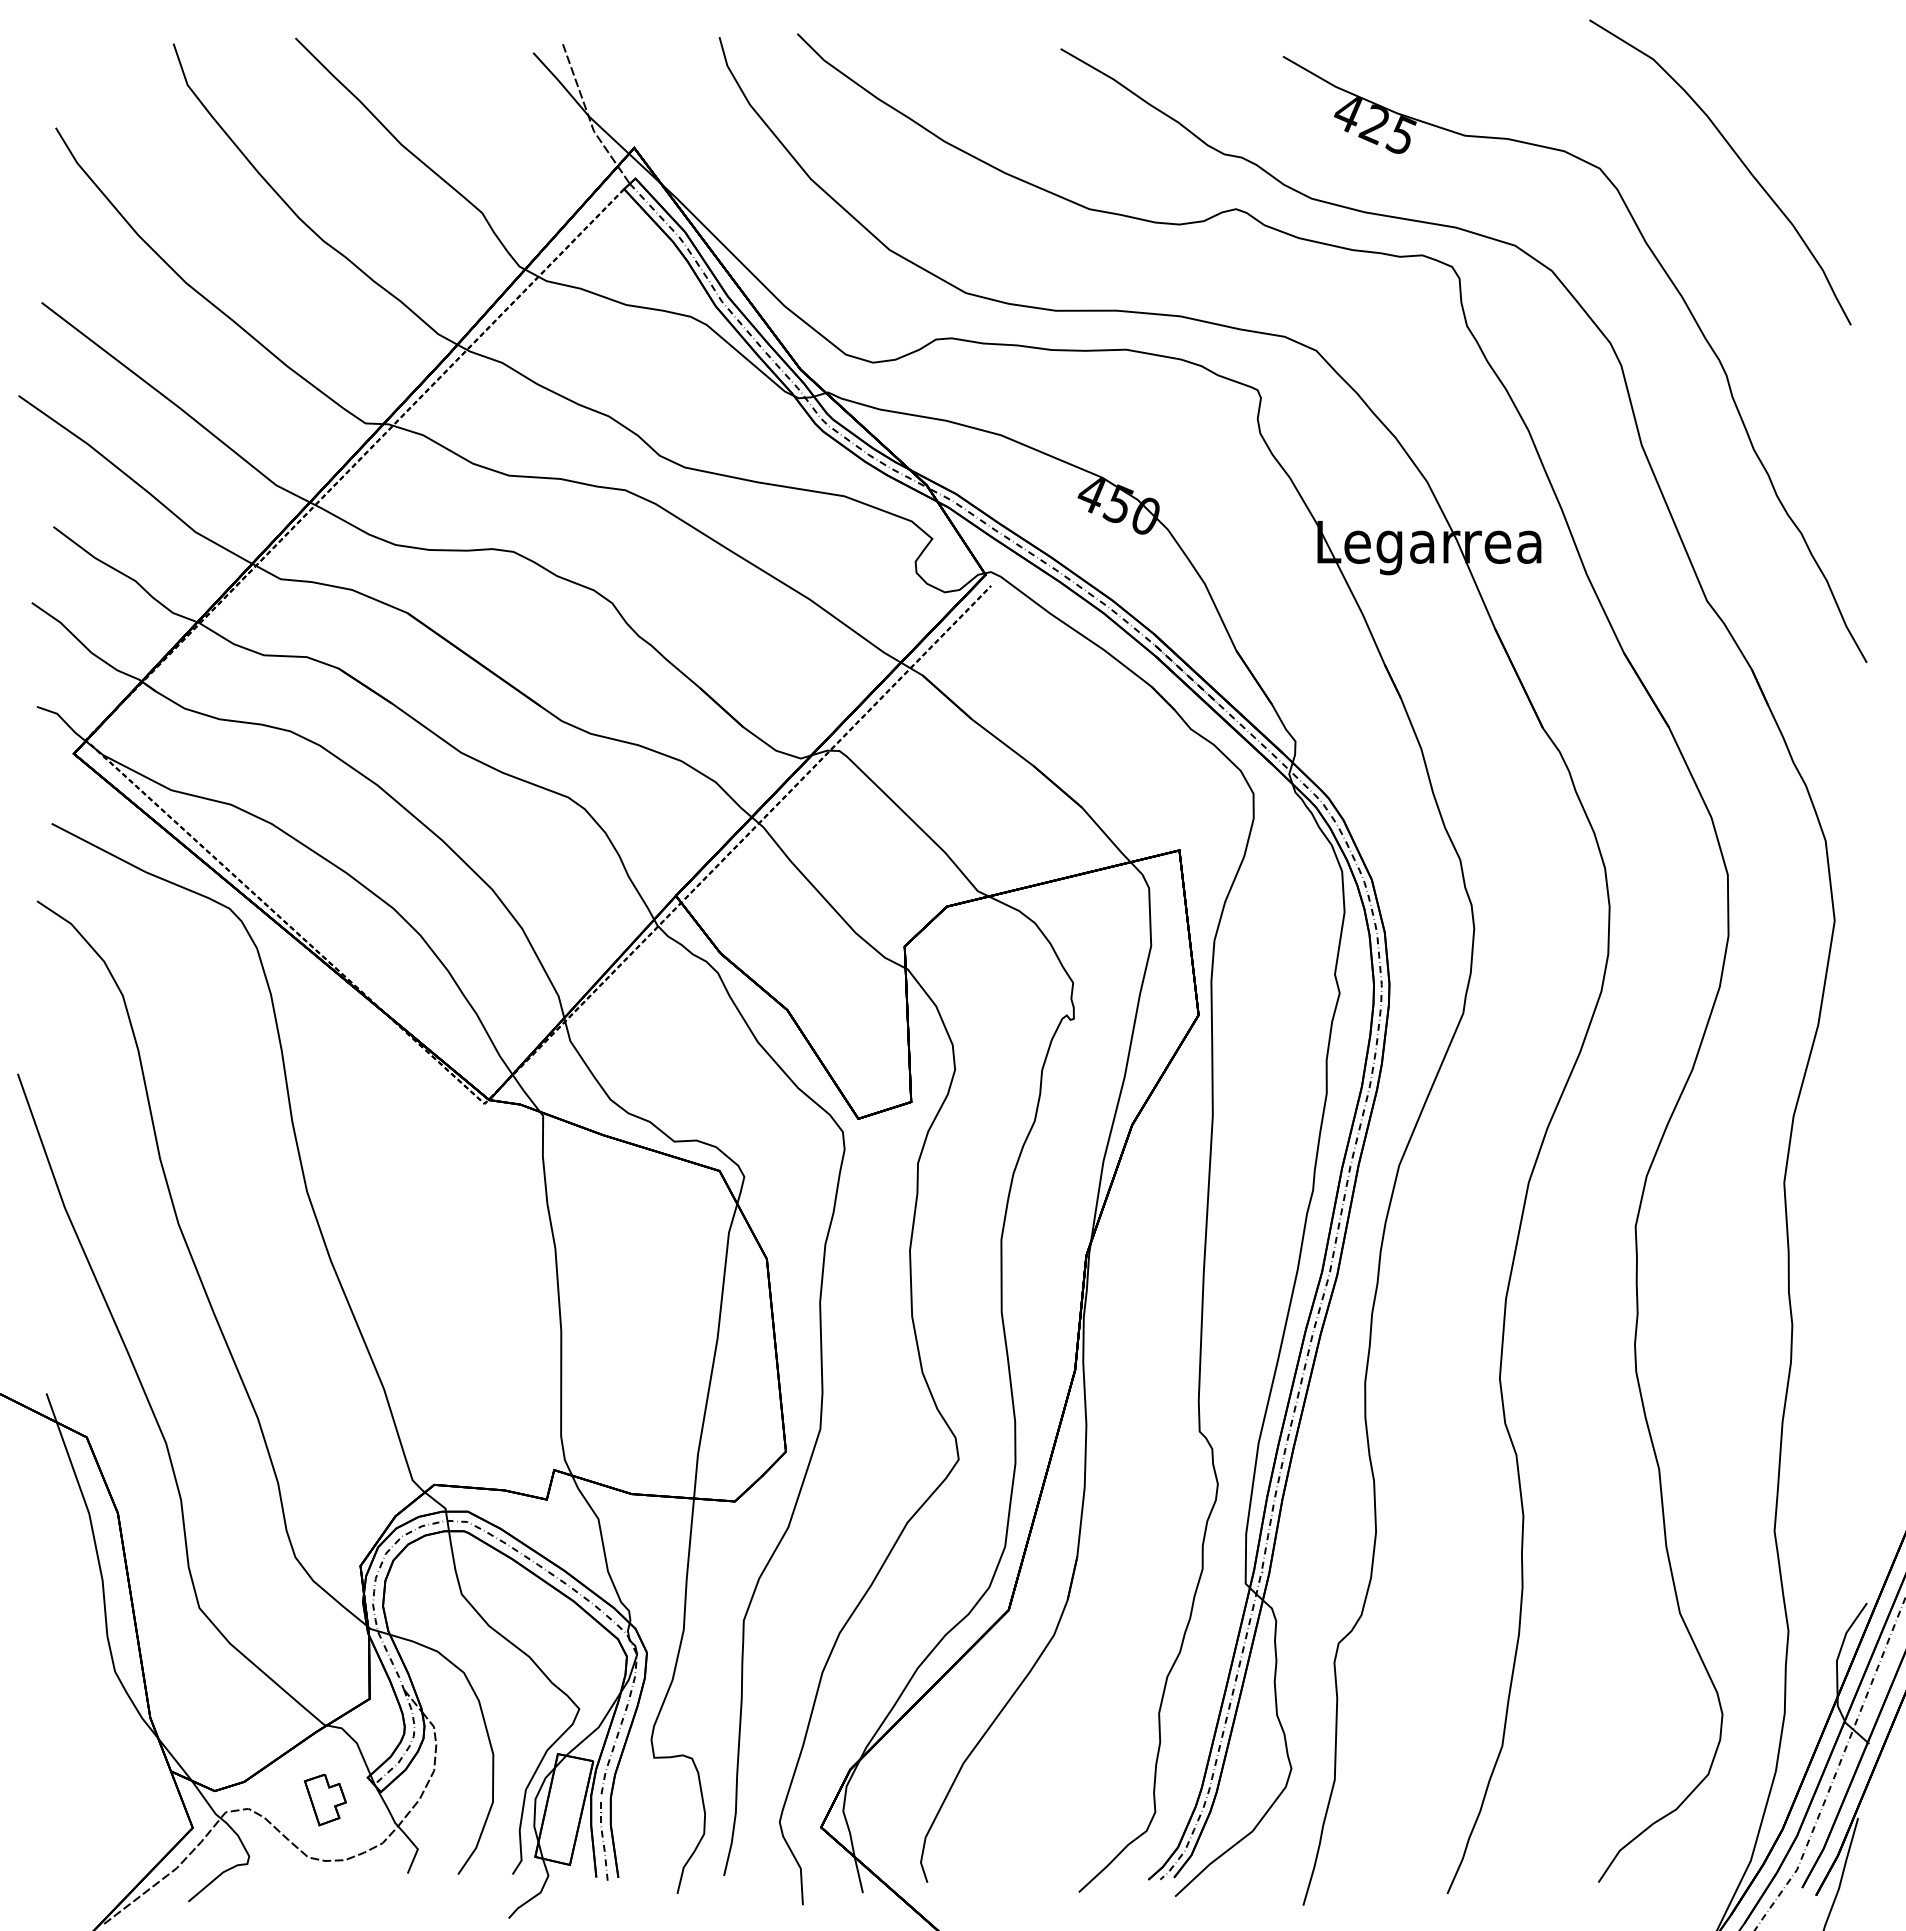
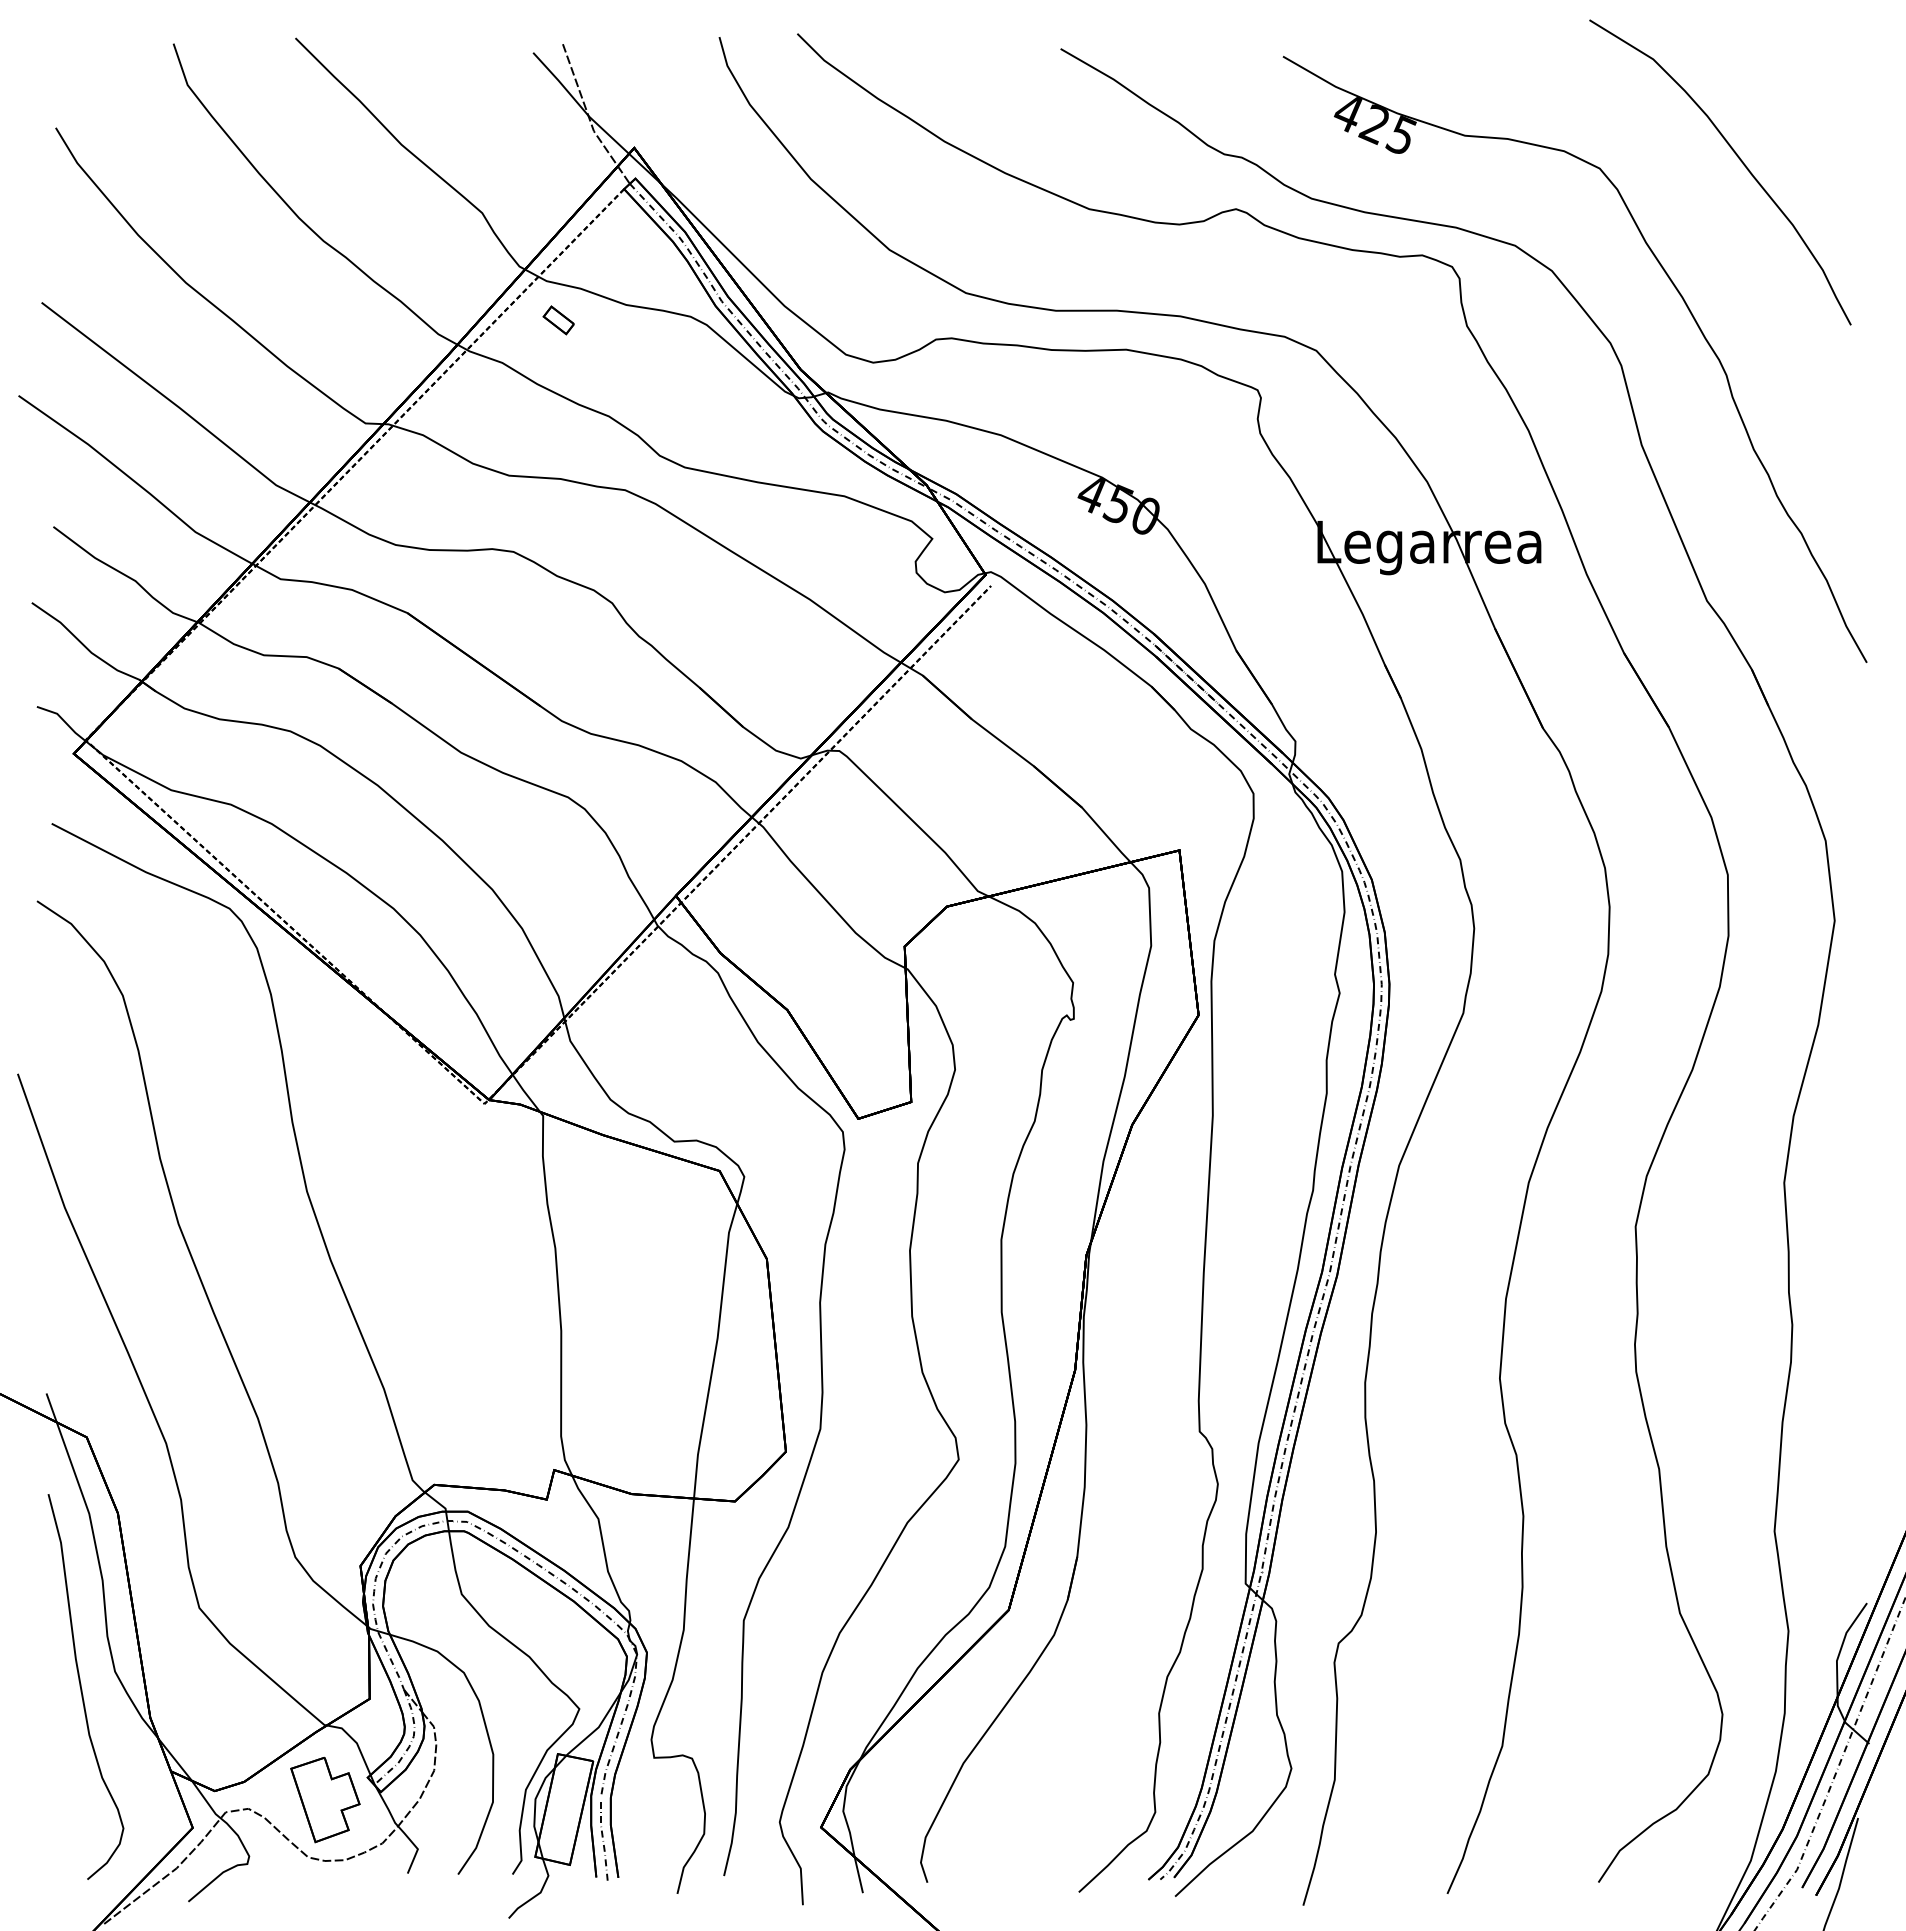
part: none -> present (558, 320)
curve: none -> present (81, 1686)
part size: 44x54 px -> 71x88 px (325, 1799)
